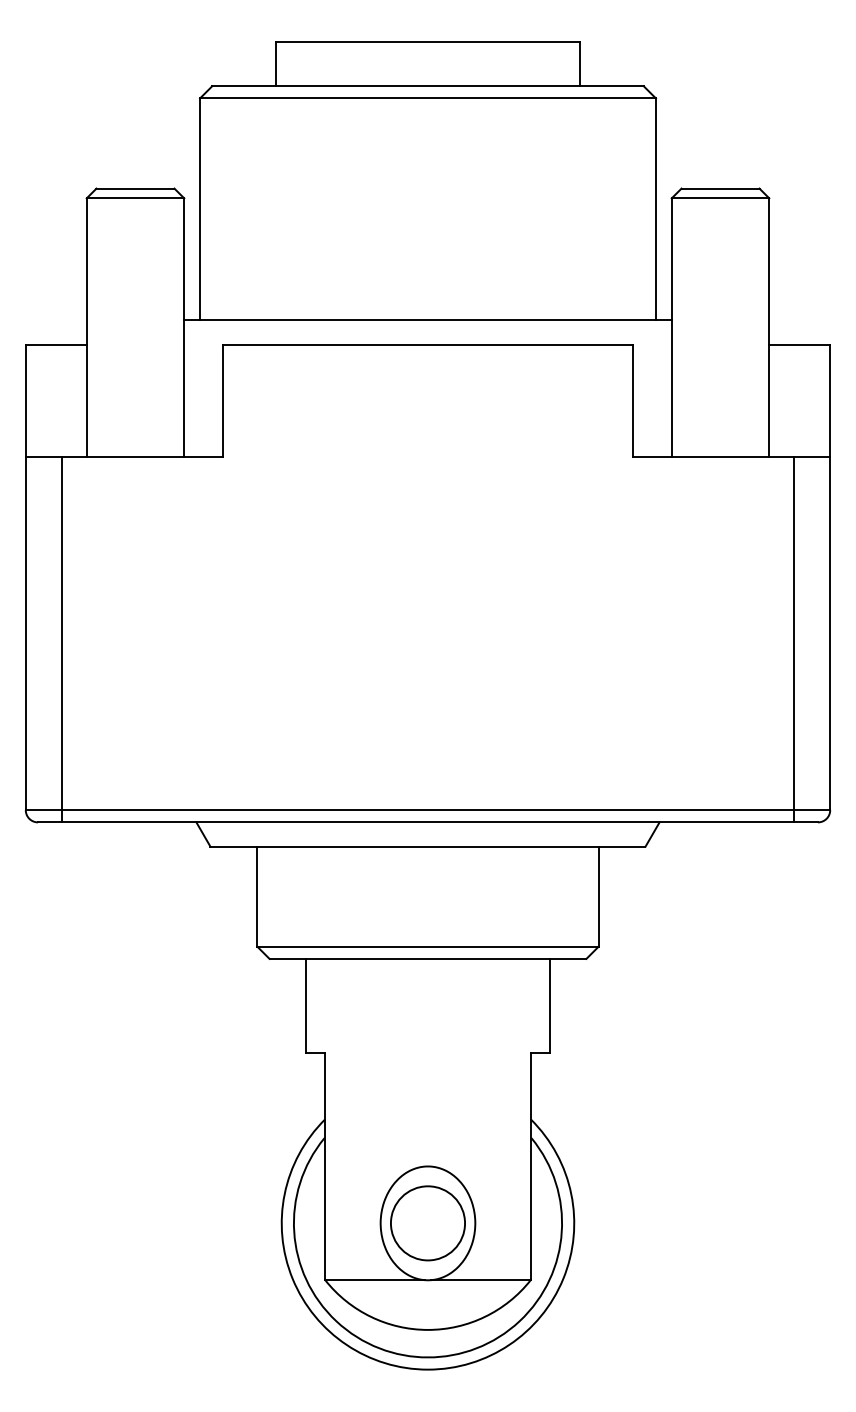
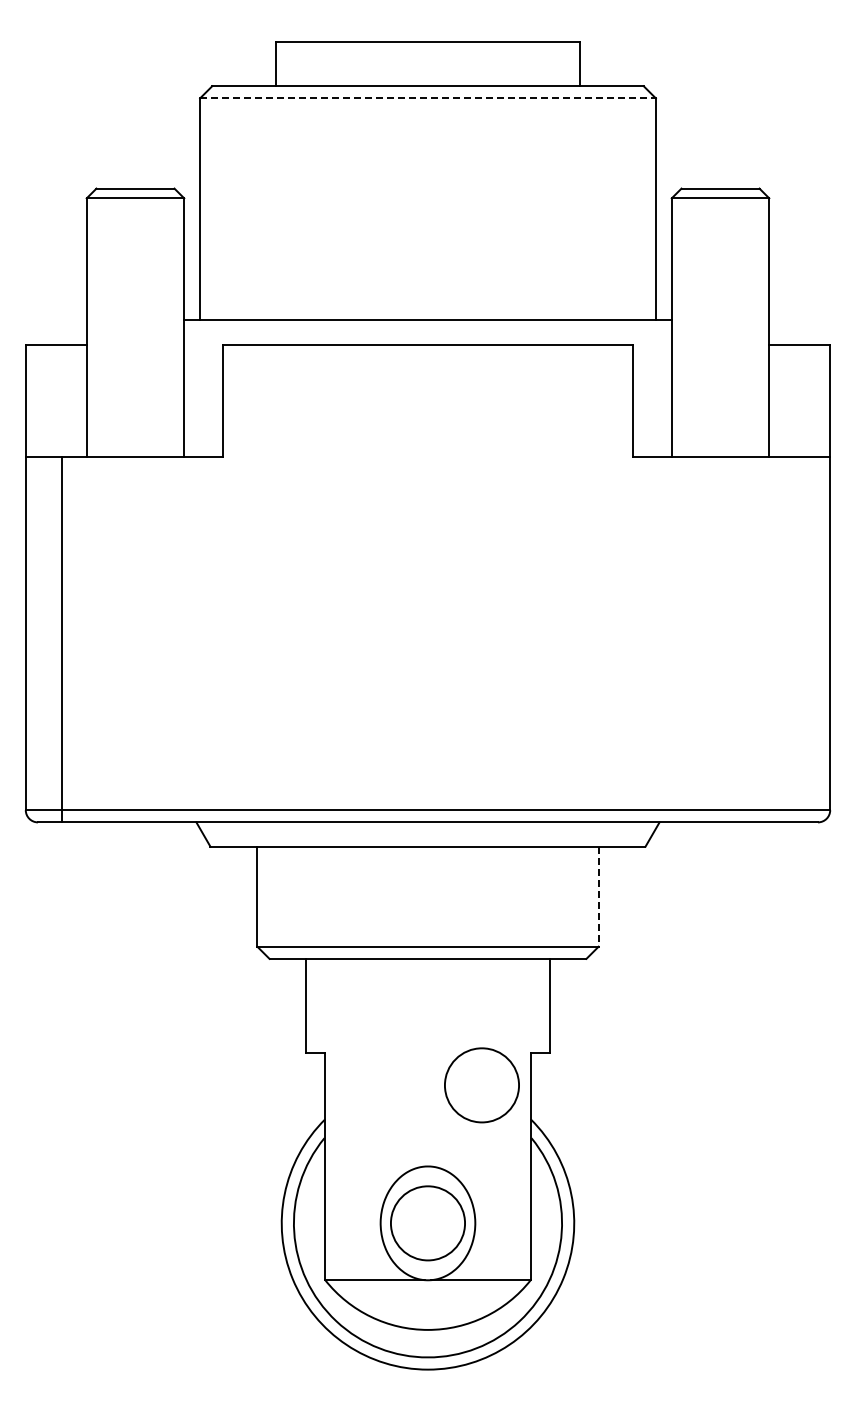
line: solid -> dashed (428, 98)
line: present -> none (793, 639)
line: solid -> dashed (598, 896)
circle: none -> present (481, 1085)
